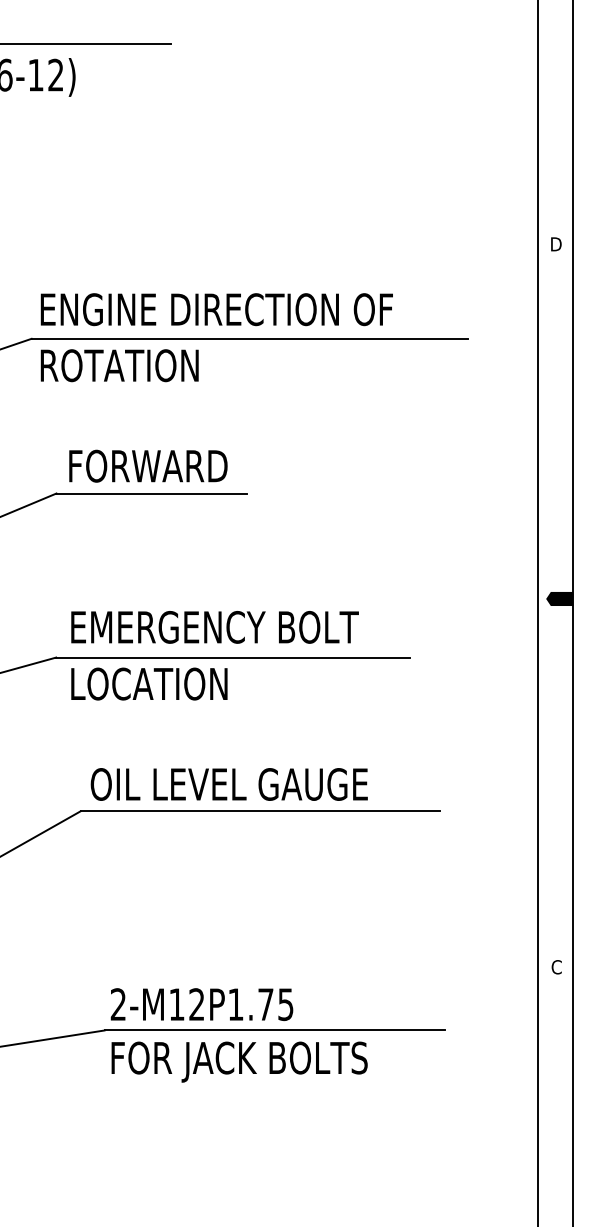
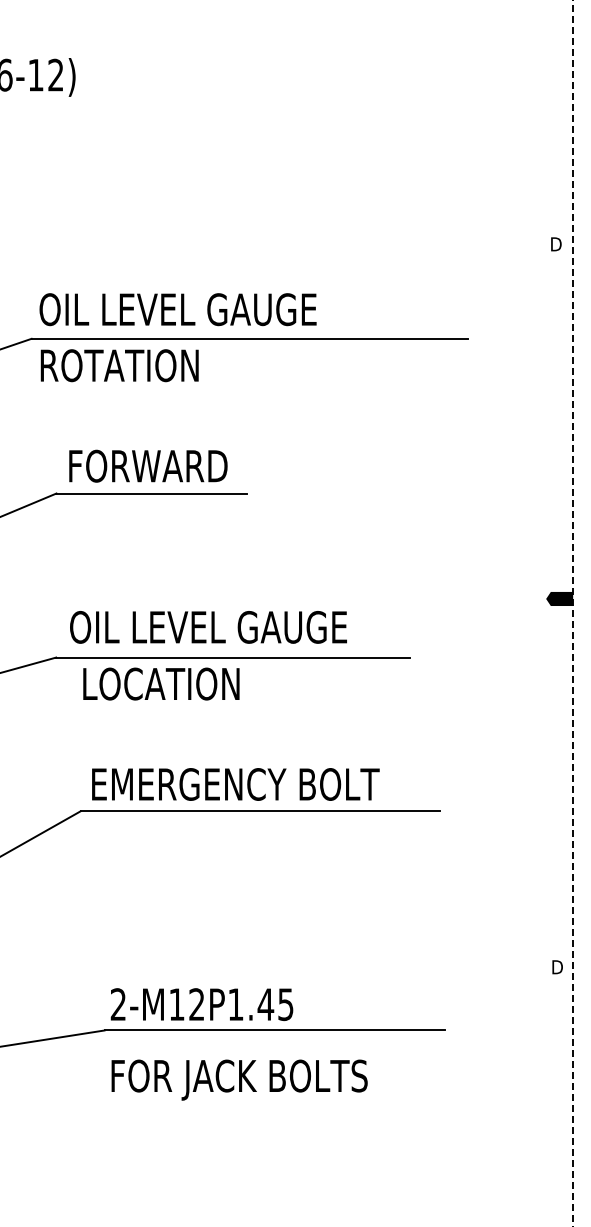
line: present -> none (86, 43)
text: ENGINE DIRECTION OF -> OIL LEVEL GAUGE (215, 309)
line: present -> none (537, 612)
line: solid -> dashed (573, 612)
text: EMERGENCY BOLT -> OIL LEVEL GAUGE (214, 626)
text position: (149, 683) -> (161, 683) (161, 683)
text: OIL LEVEL GAUGE -> EMERGENCY BOLT (234, 784)
text: C -> D (556, 967)
text: 2-M12P1.75 -> 2-M12P1.45 (265, 1004)
text position: (239, 1061) -> (239, 1079) (239, 1079)
